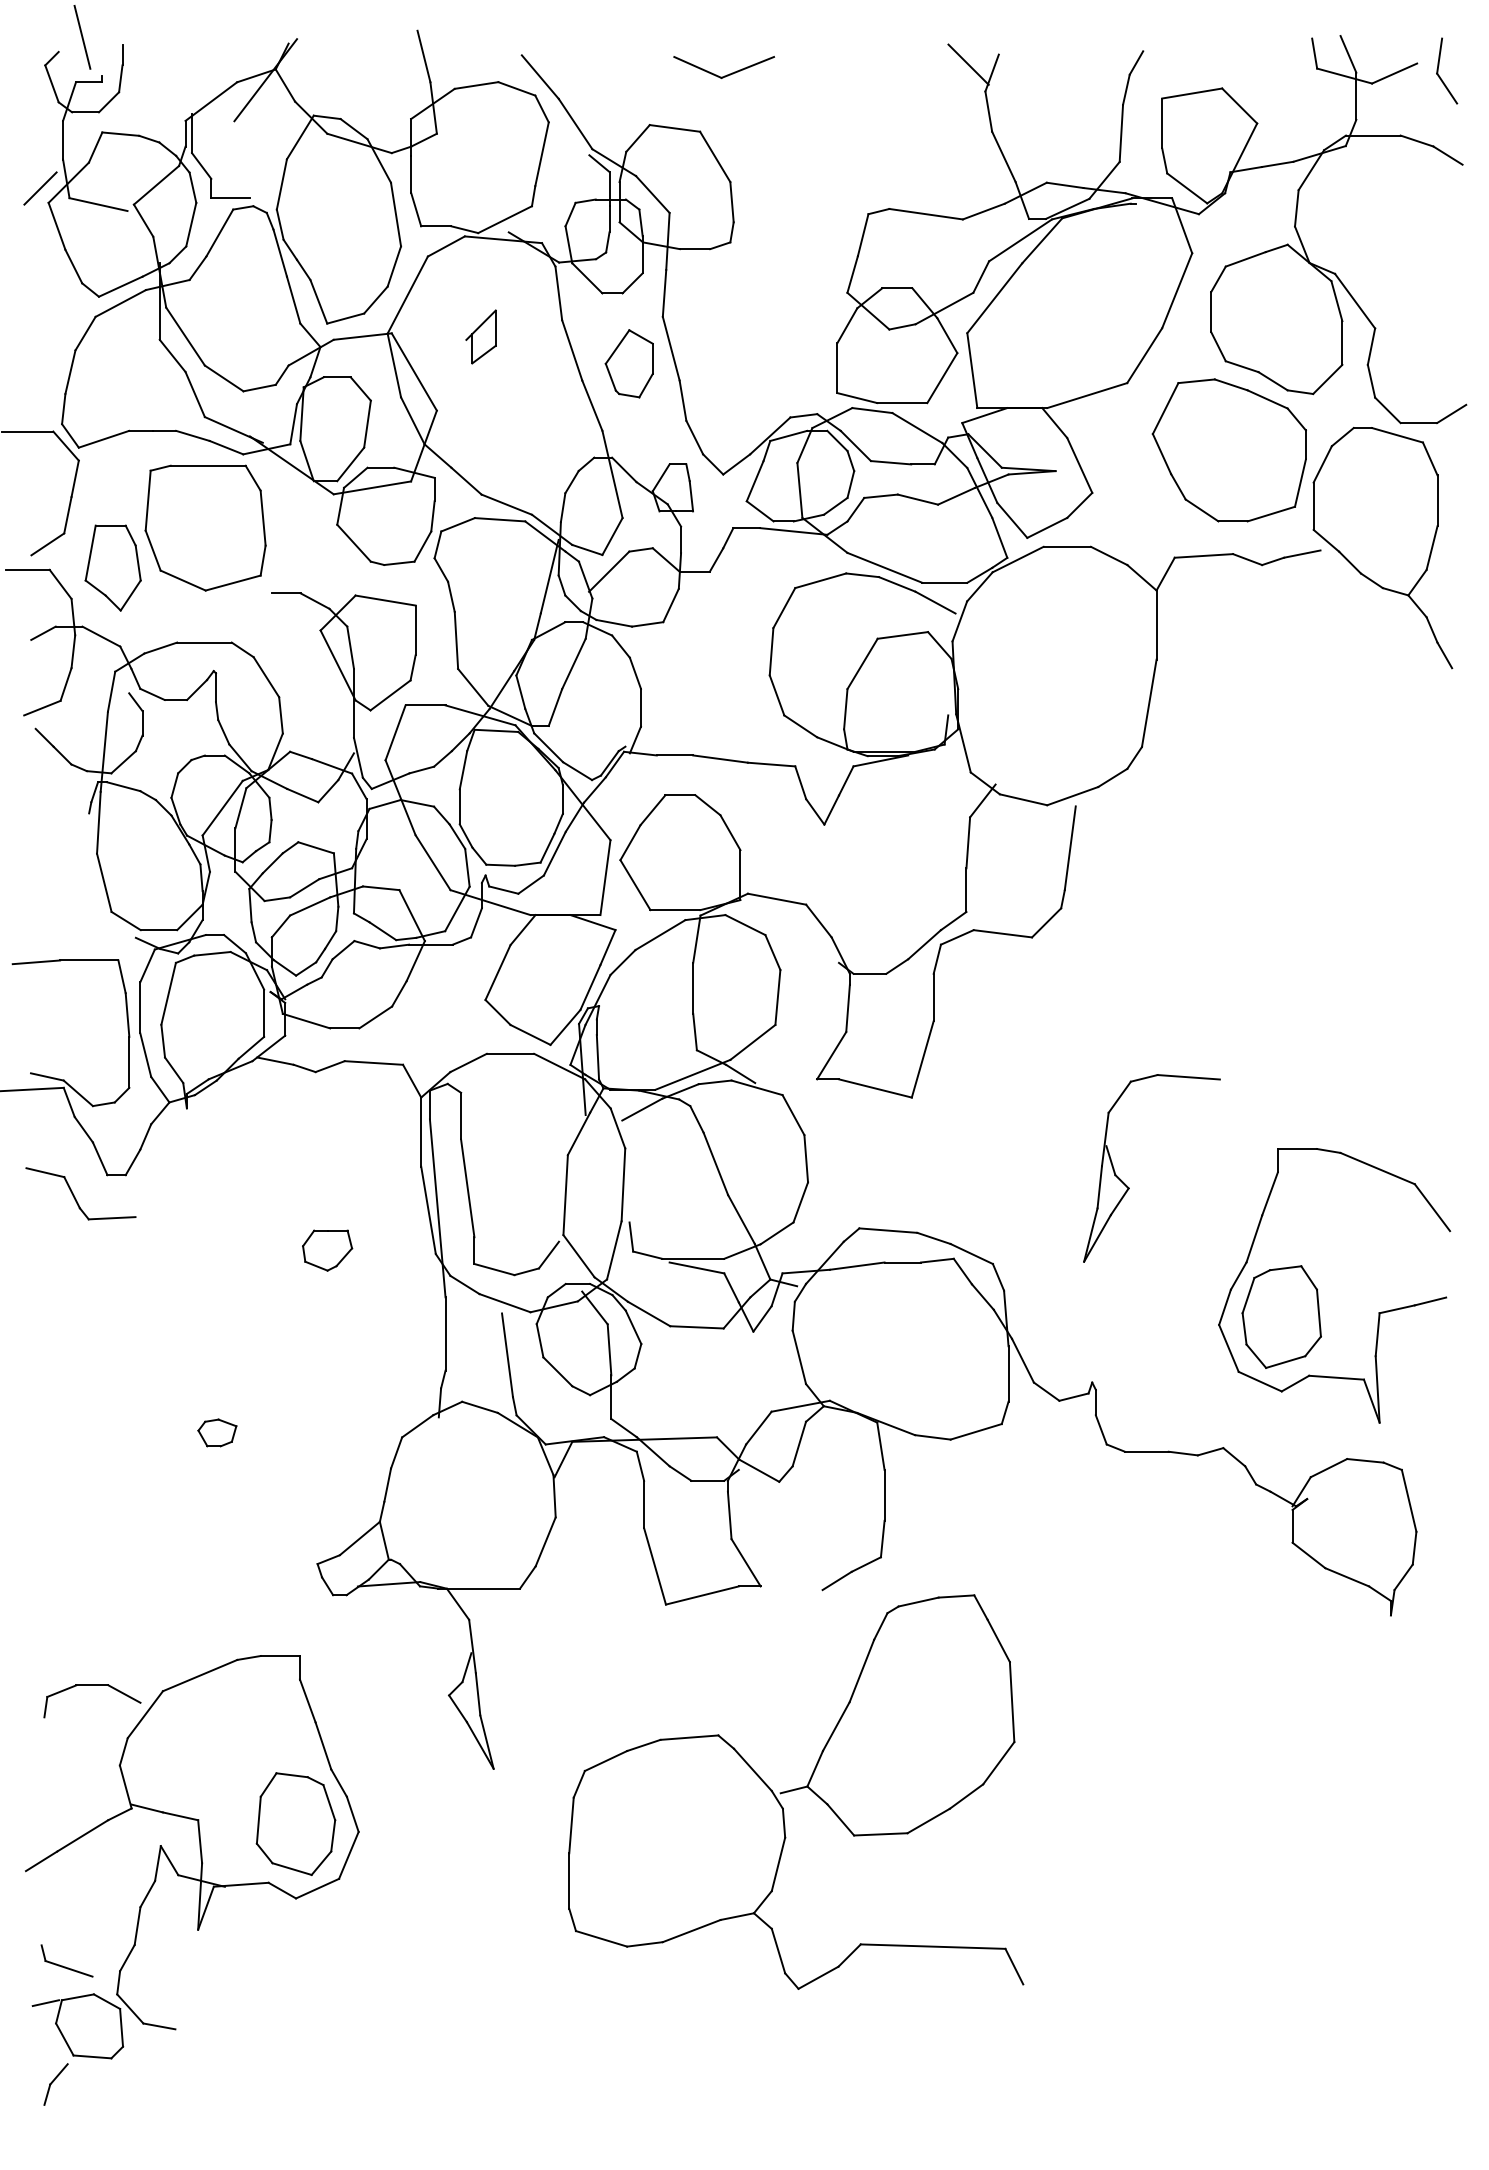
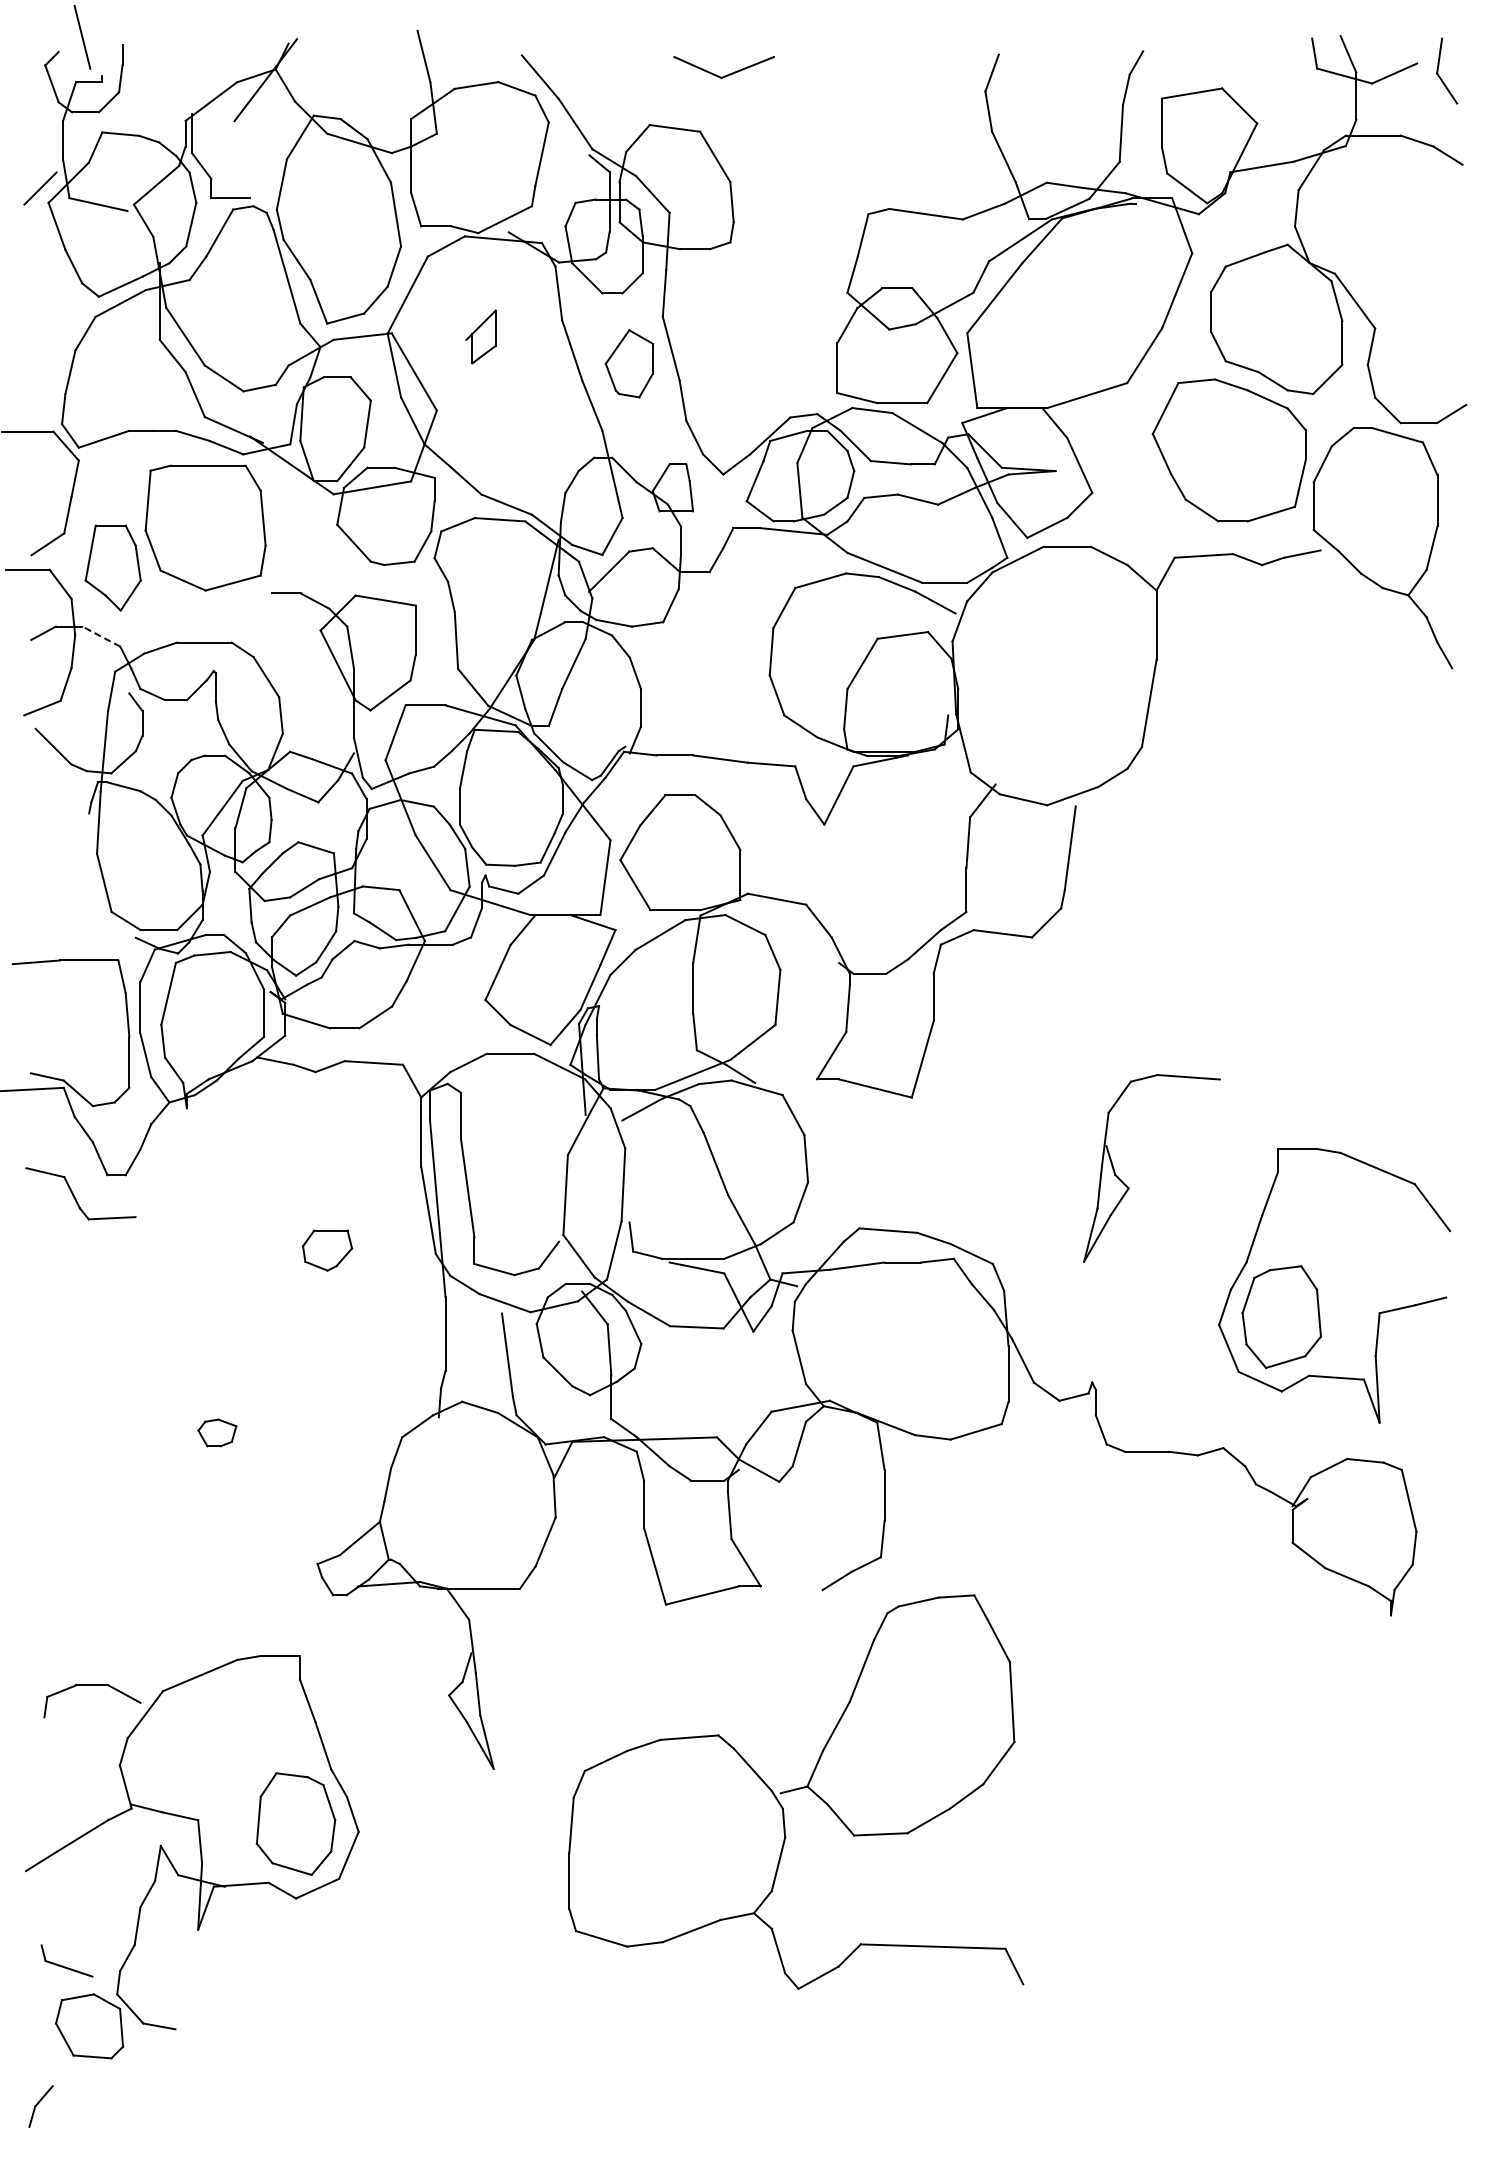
line: present -> none (968, 64)
line: solid -> dashed (100, 636)
line: present -> none (45, 2003)
part position: (55, 2084) -> (40, 2106) (40, 2106)
